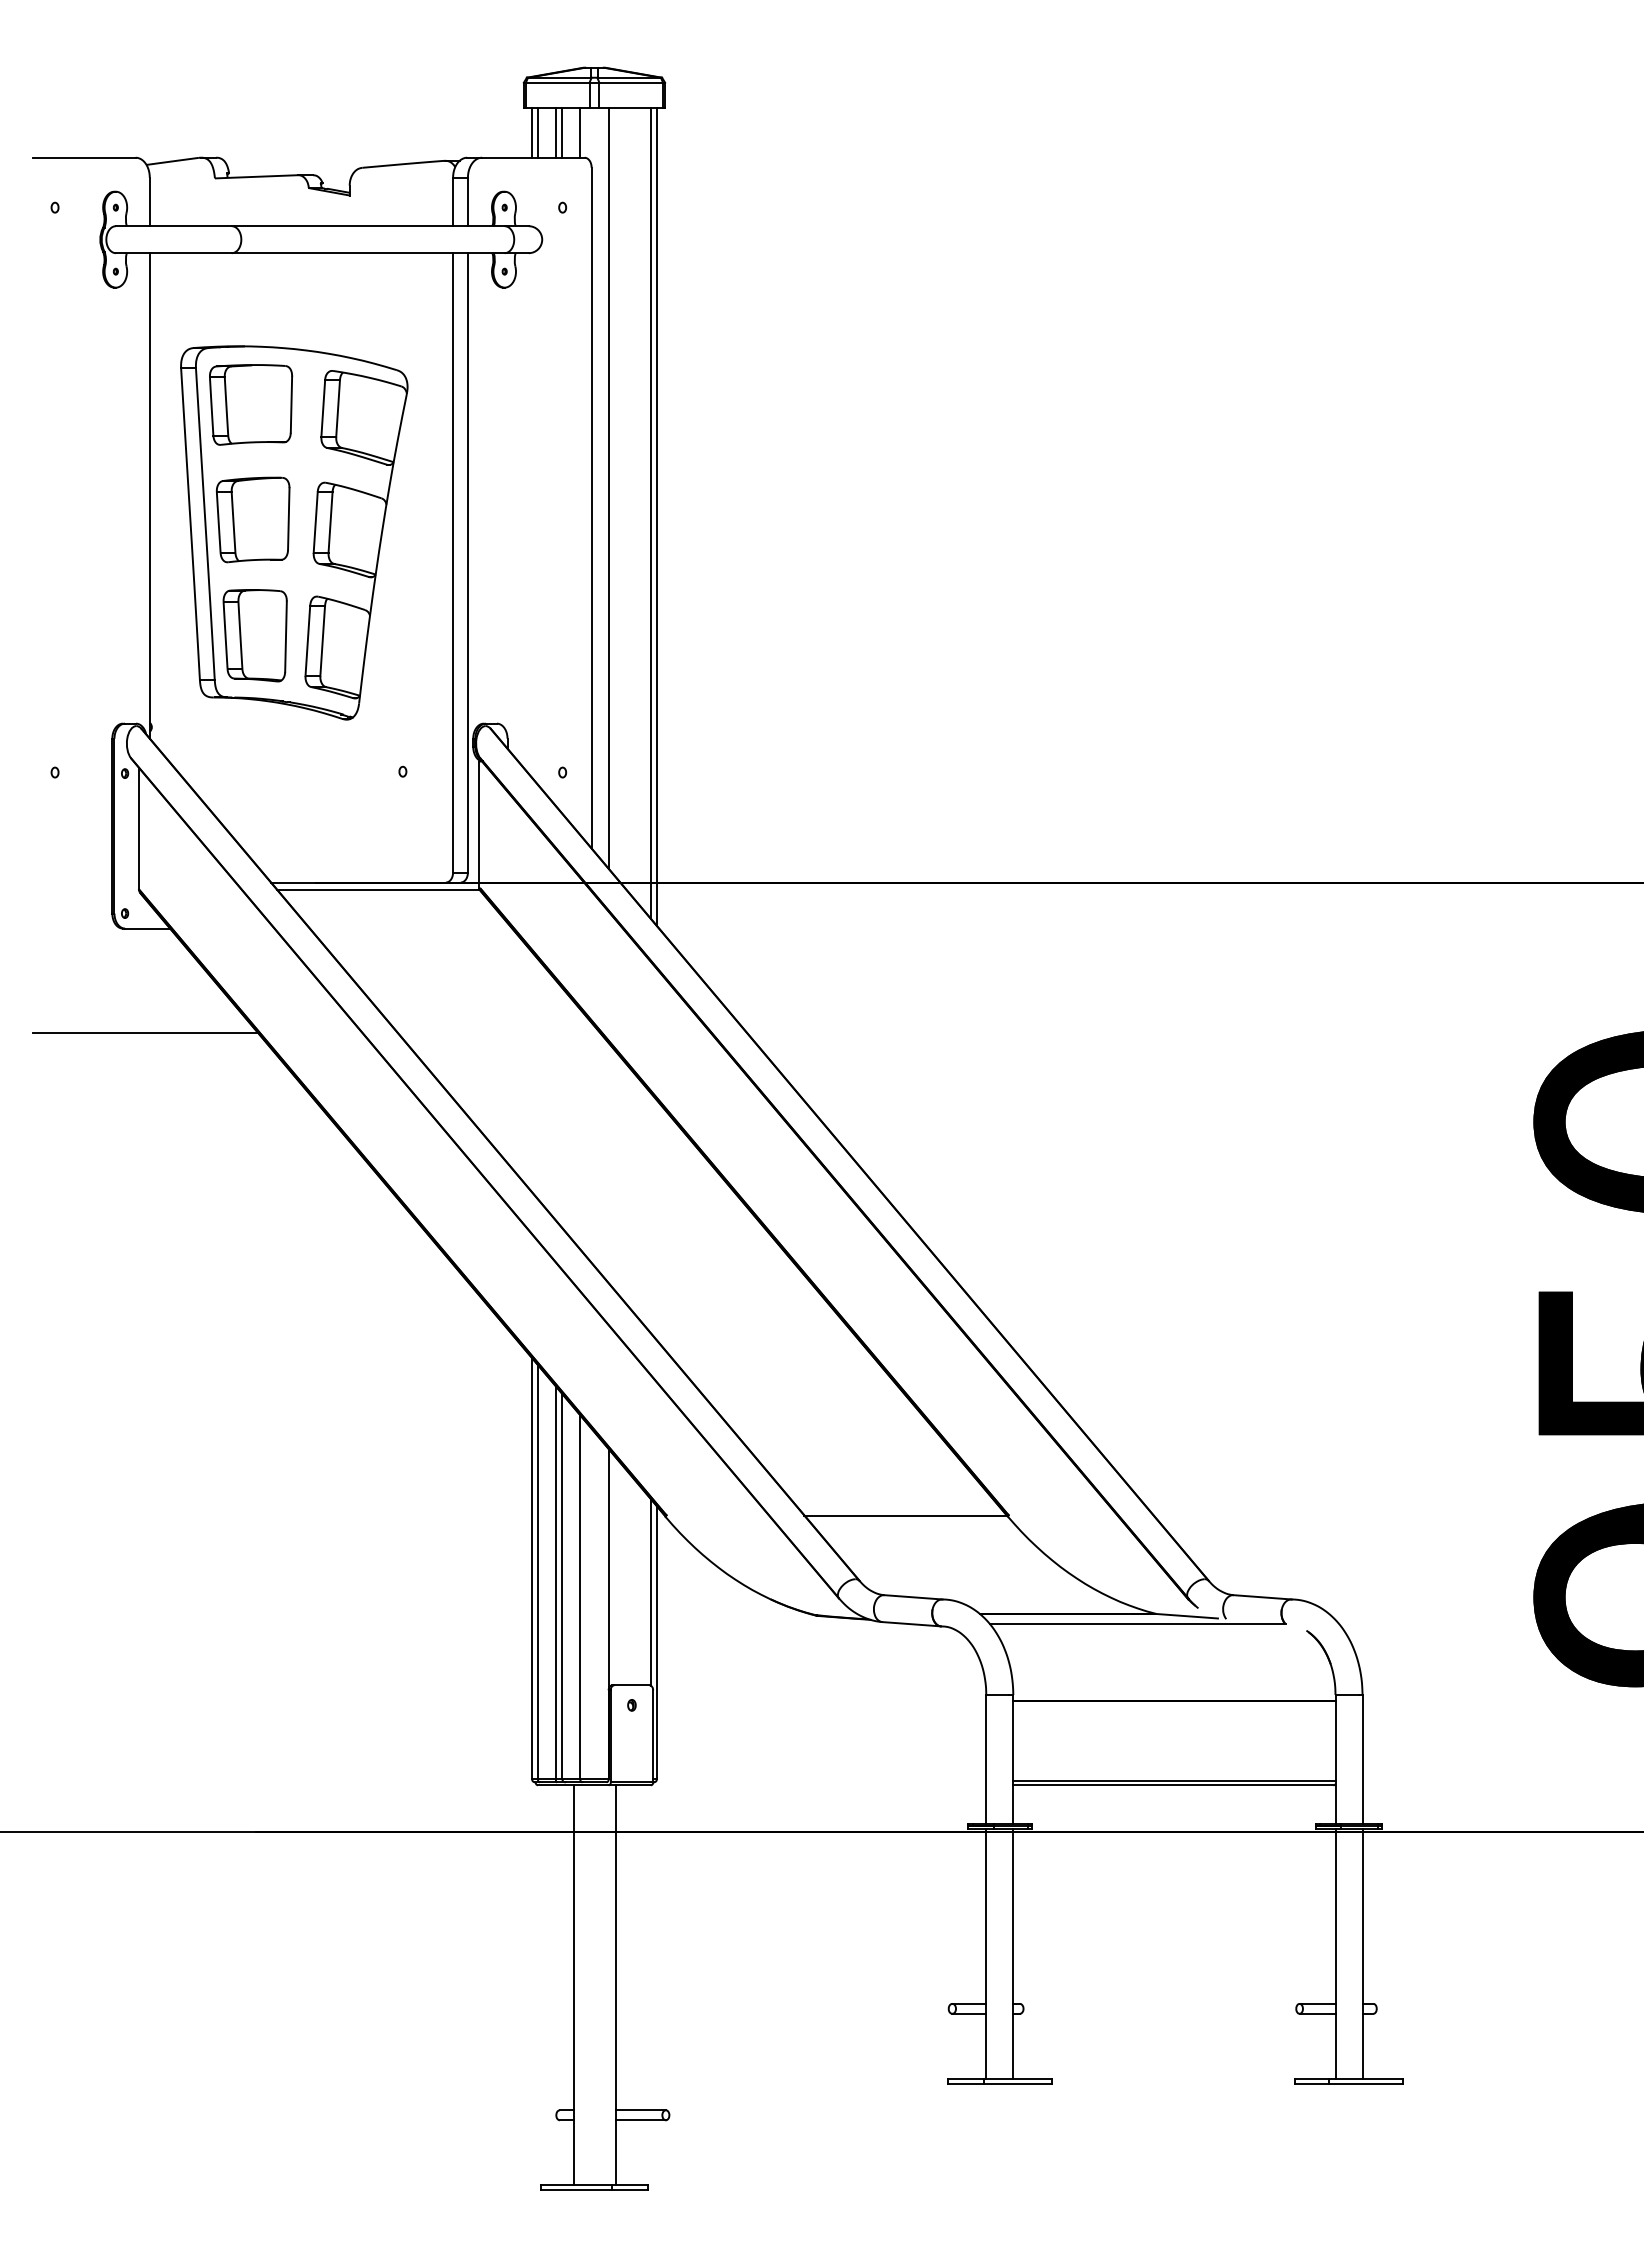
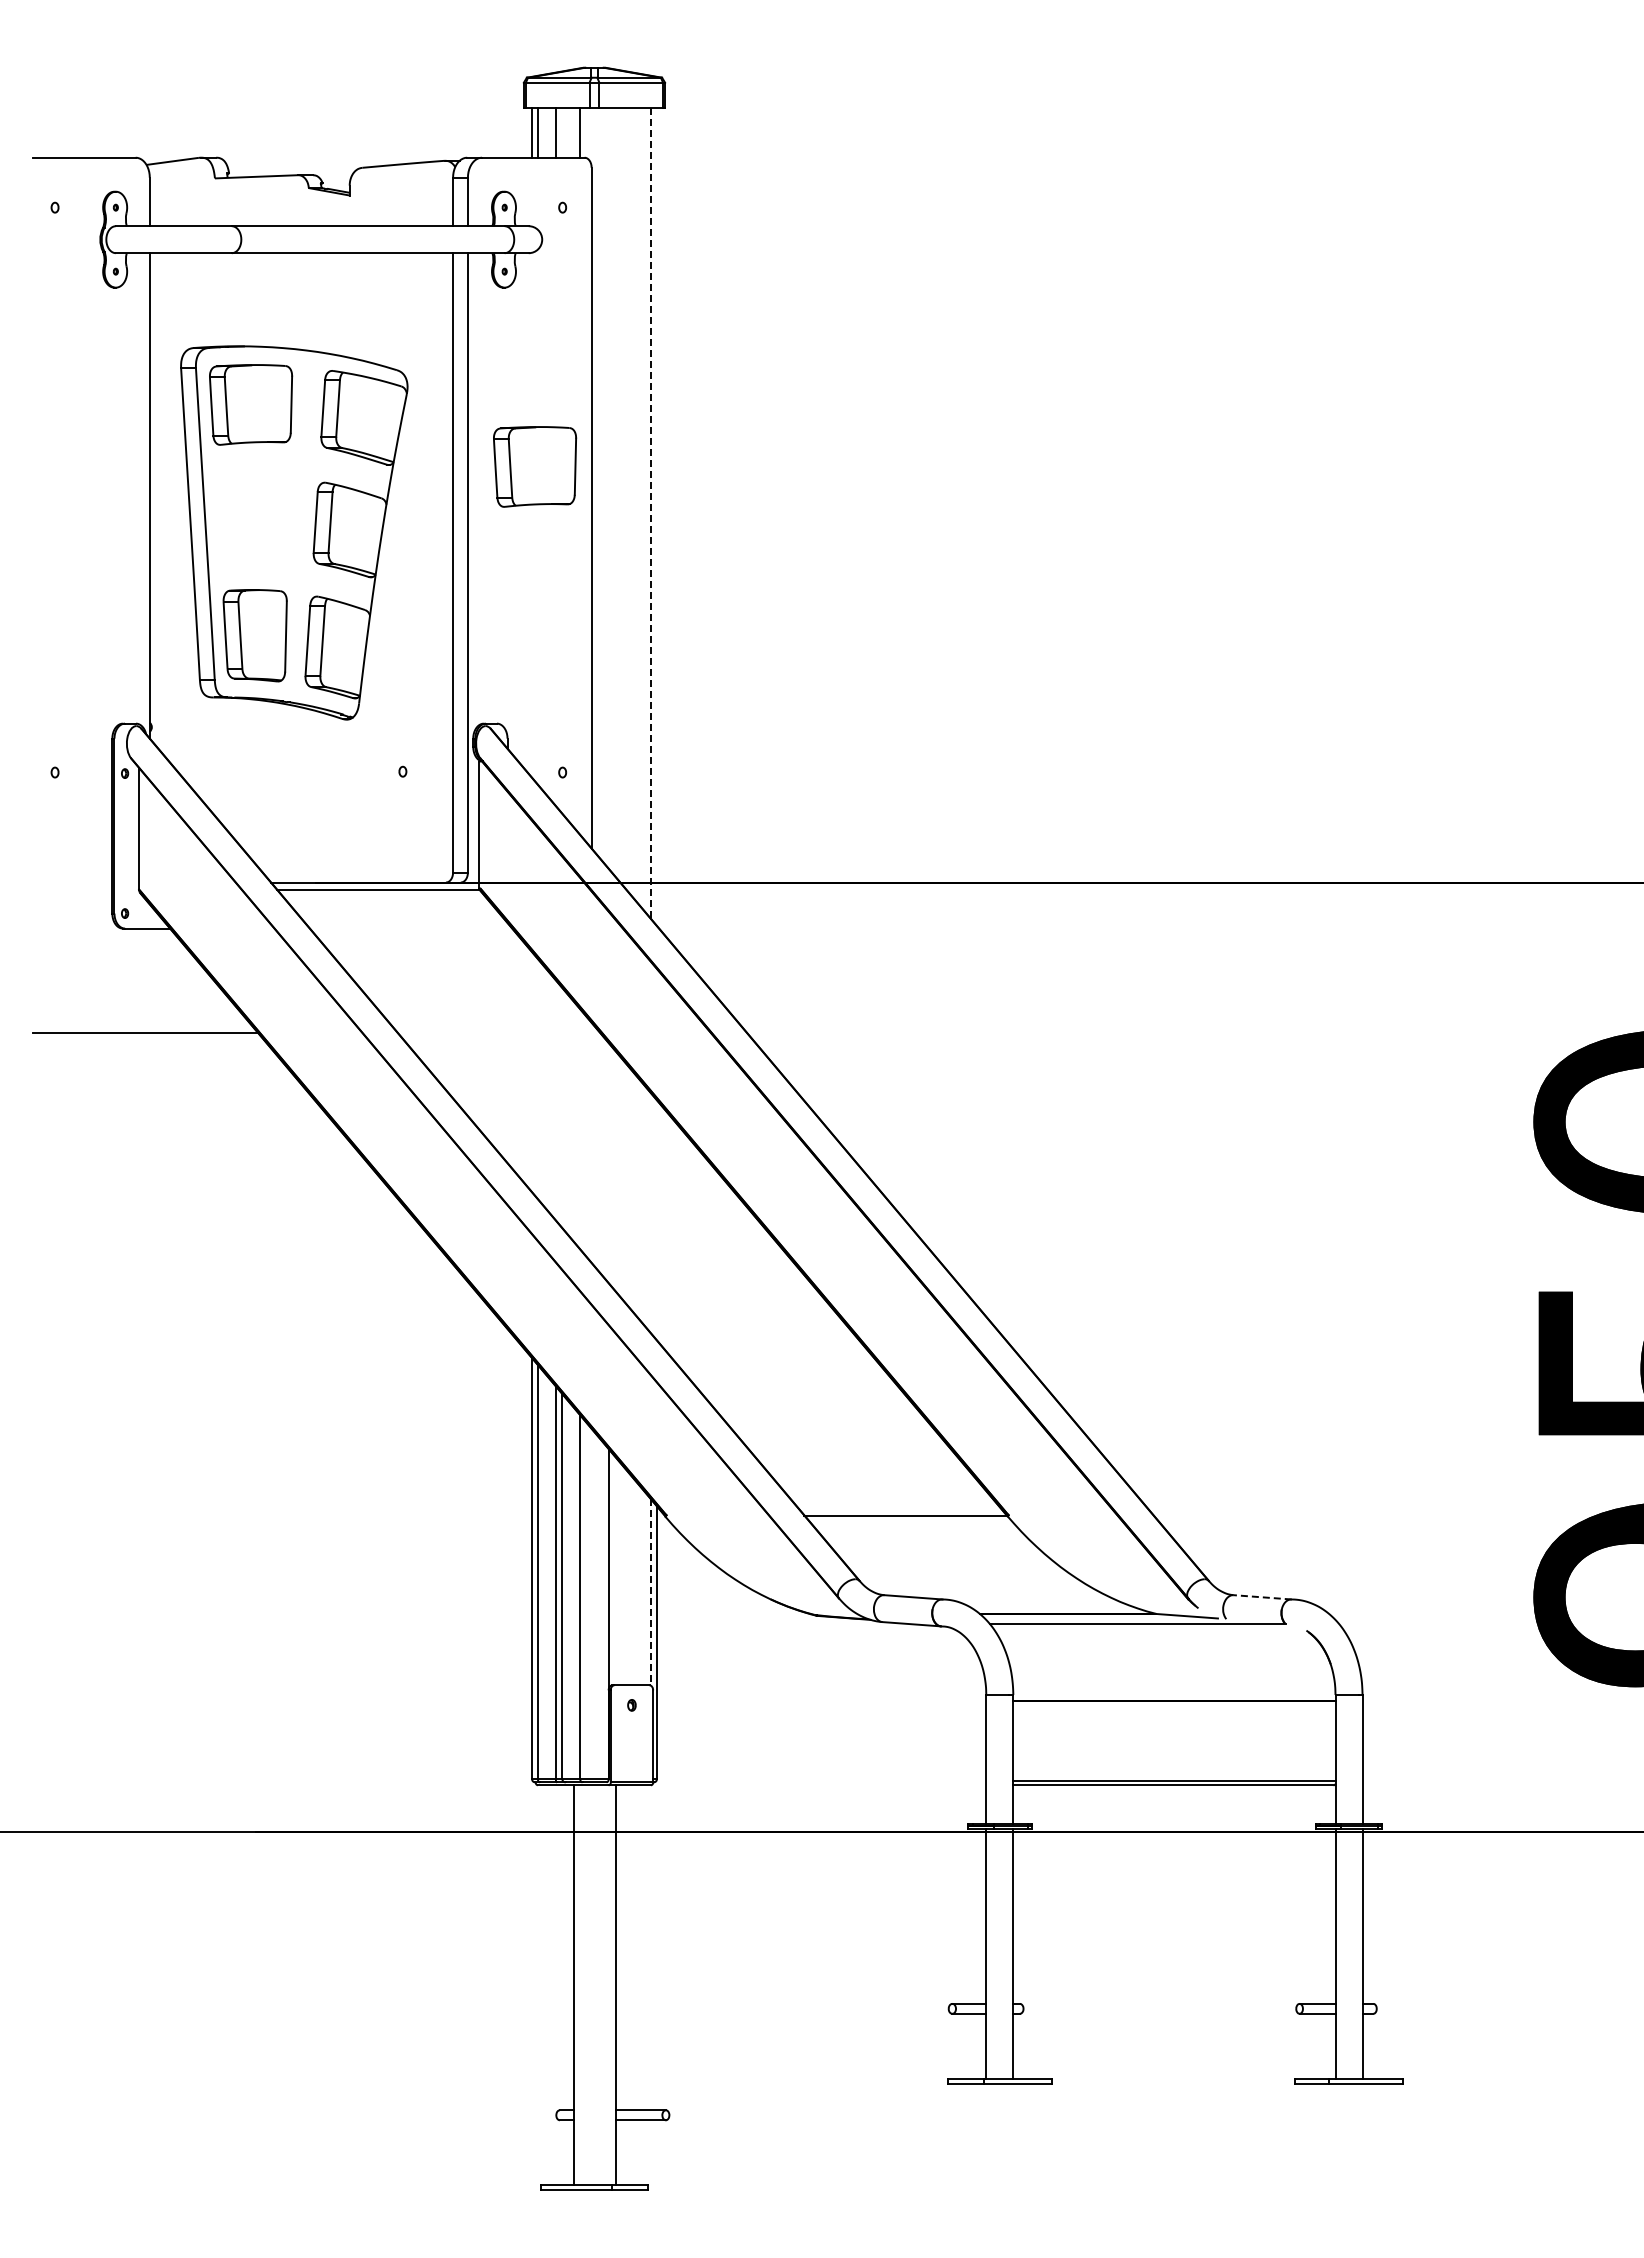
line: present -> none (562, 132)
part: none -> present (535, 466)
line: present -> none (608, 487)
line: solid -> dashed (651, 513)
line: present -> none (656, 516)
part: present -> none (252, 519)
line: solid -> dashed (650, 1592)
line: solid -> dashed (1262, 1597)
